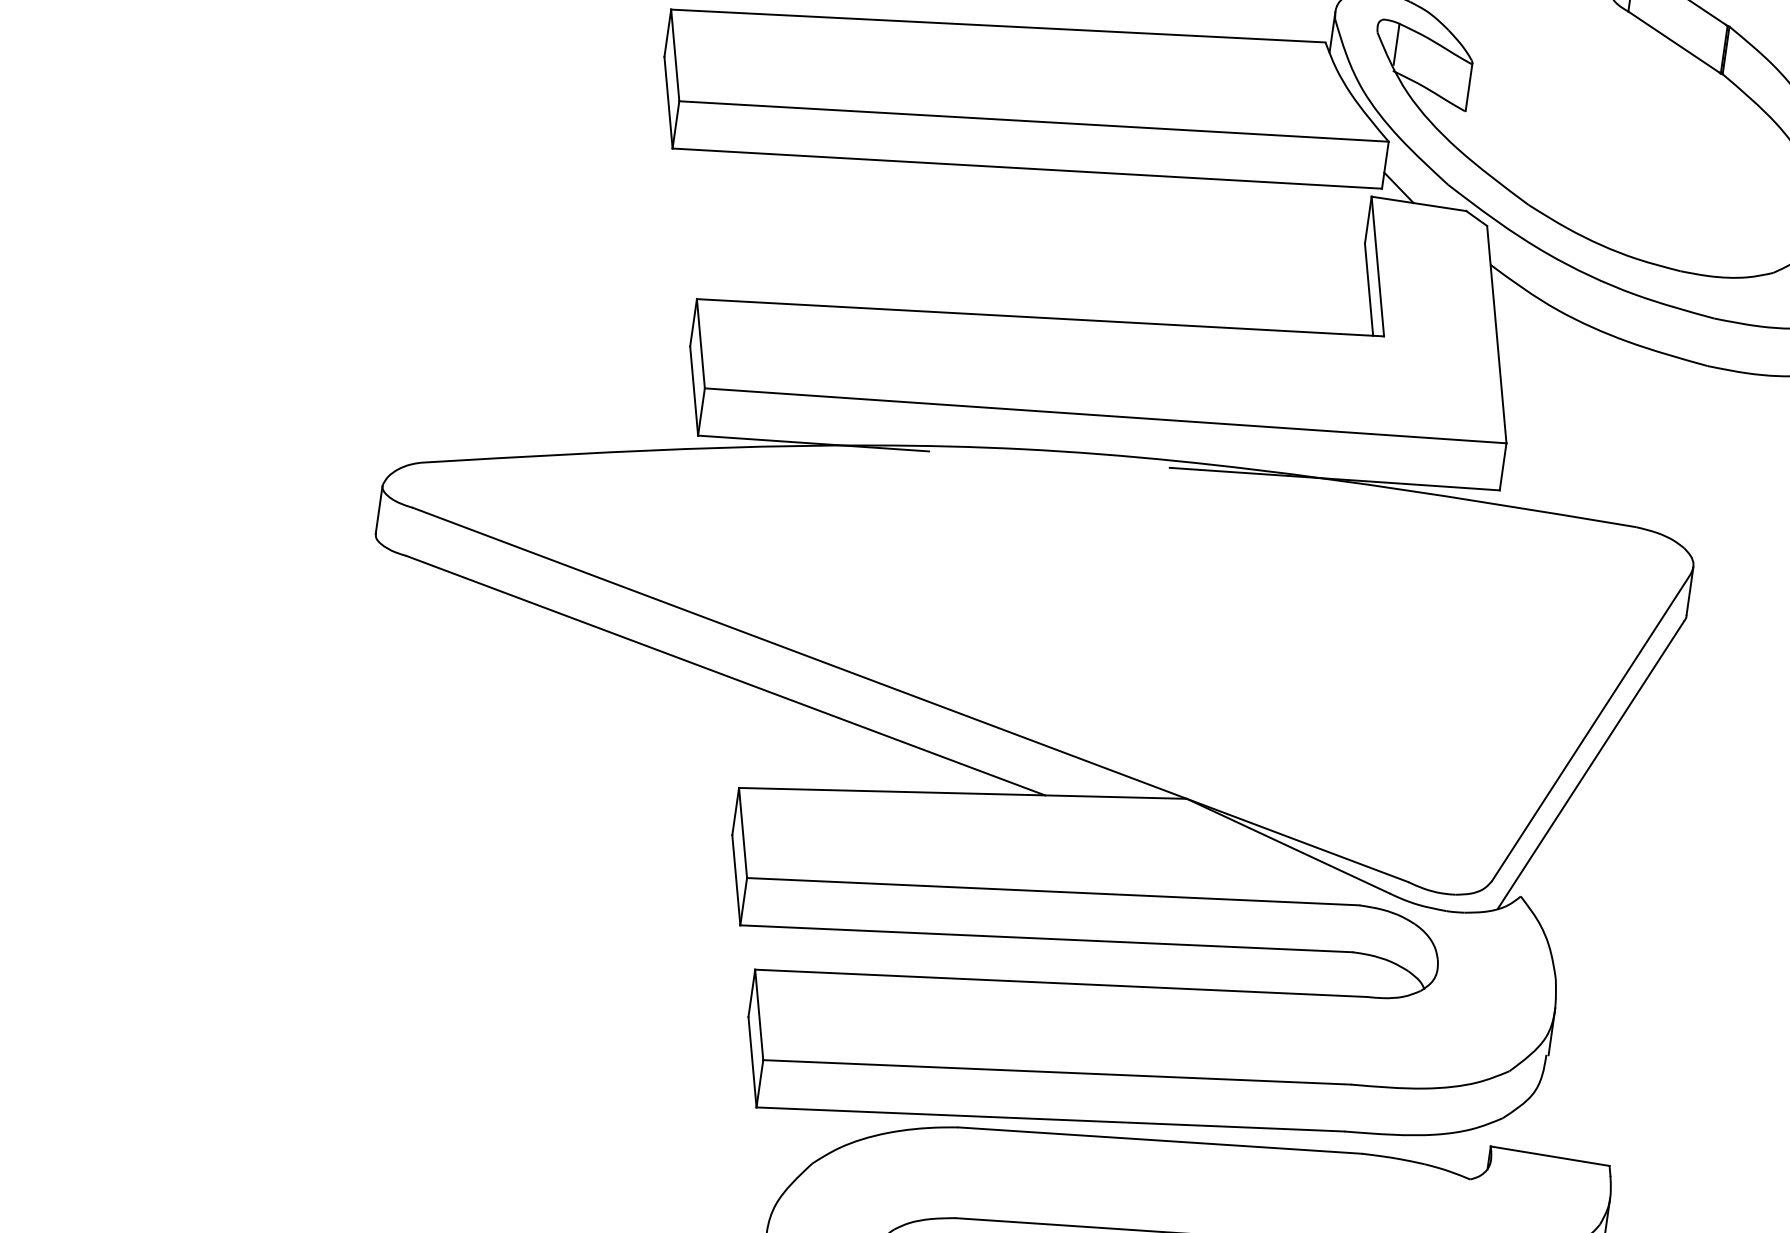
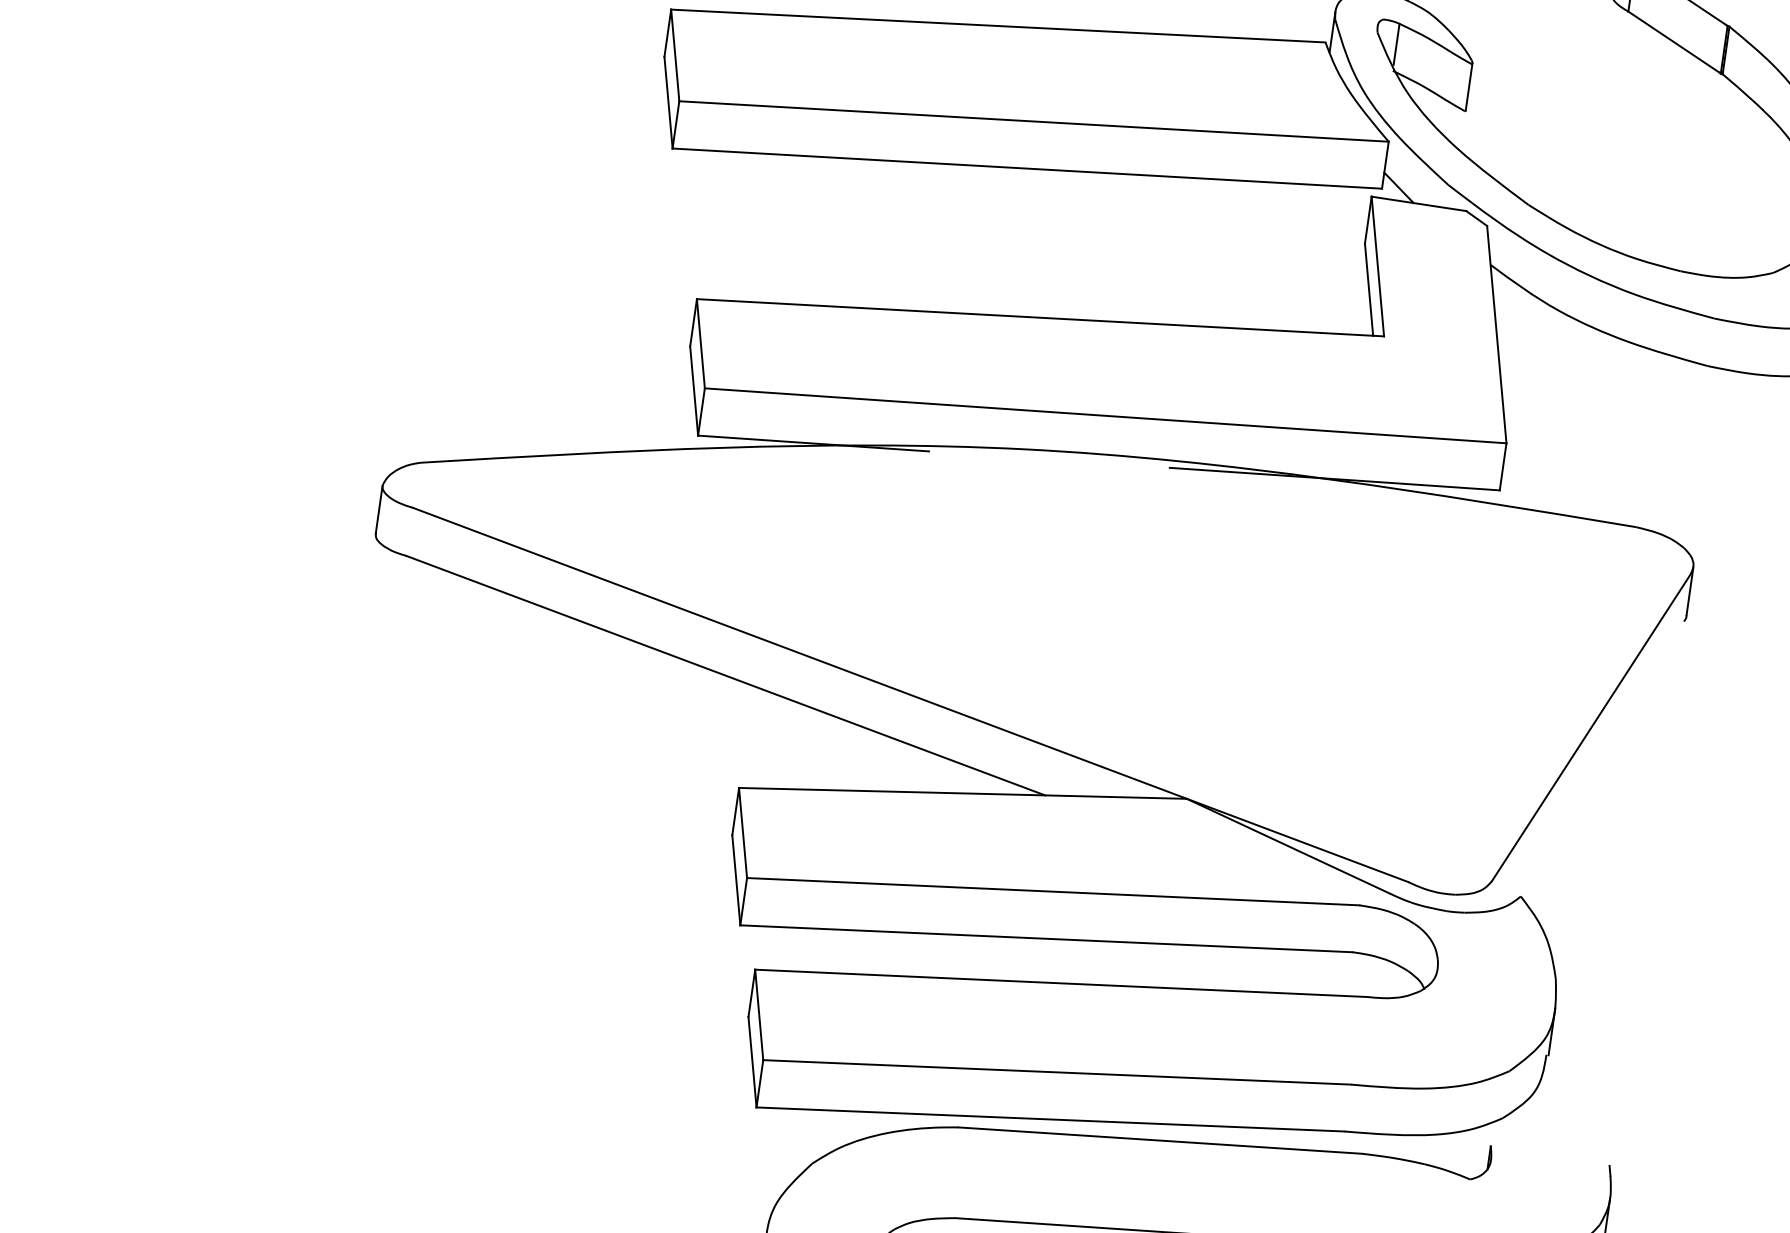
line: present -> none (1590, 764)
line: present -> none (1549, 1155)
